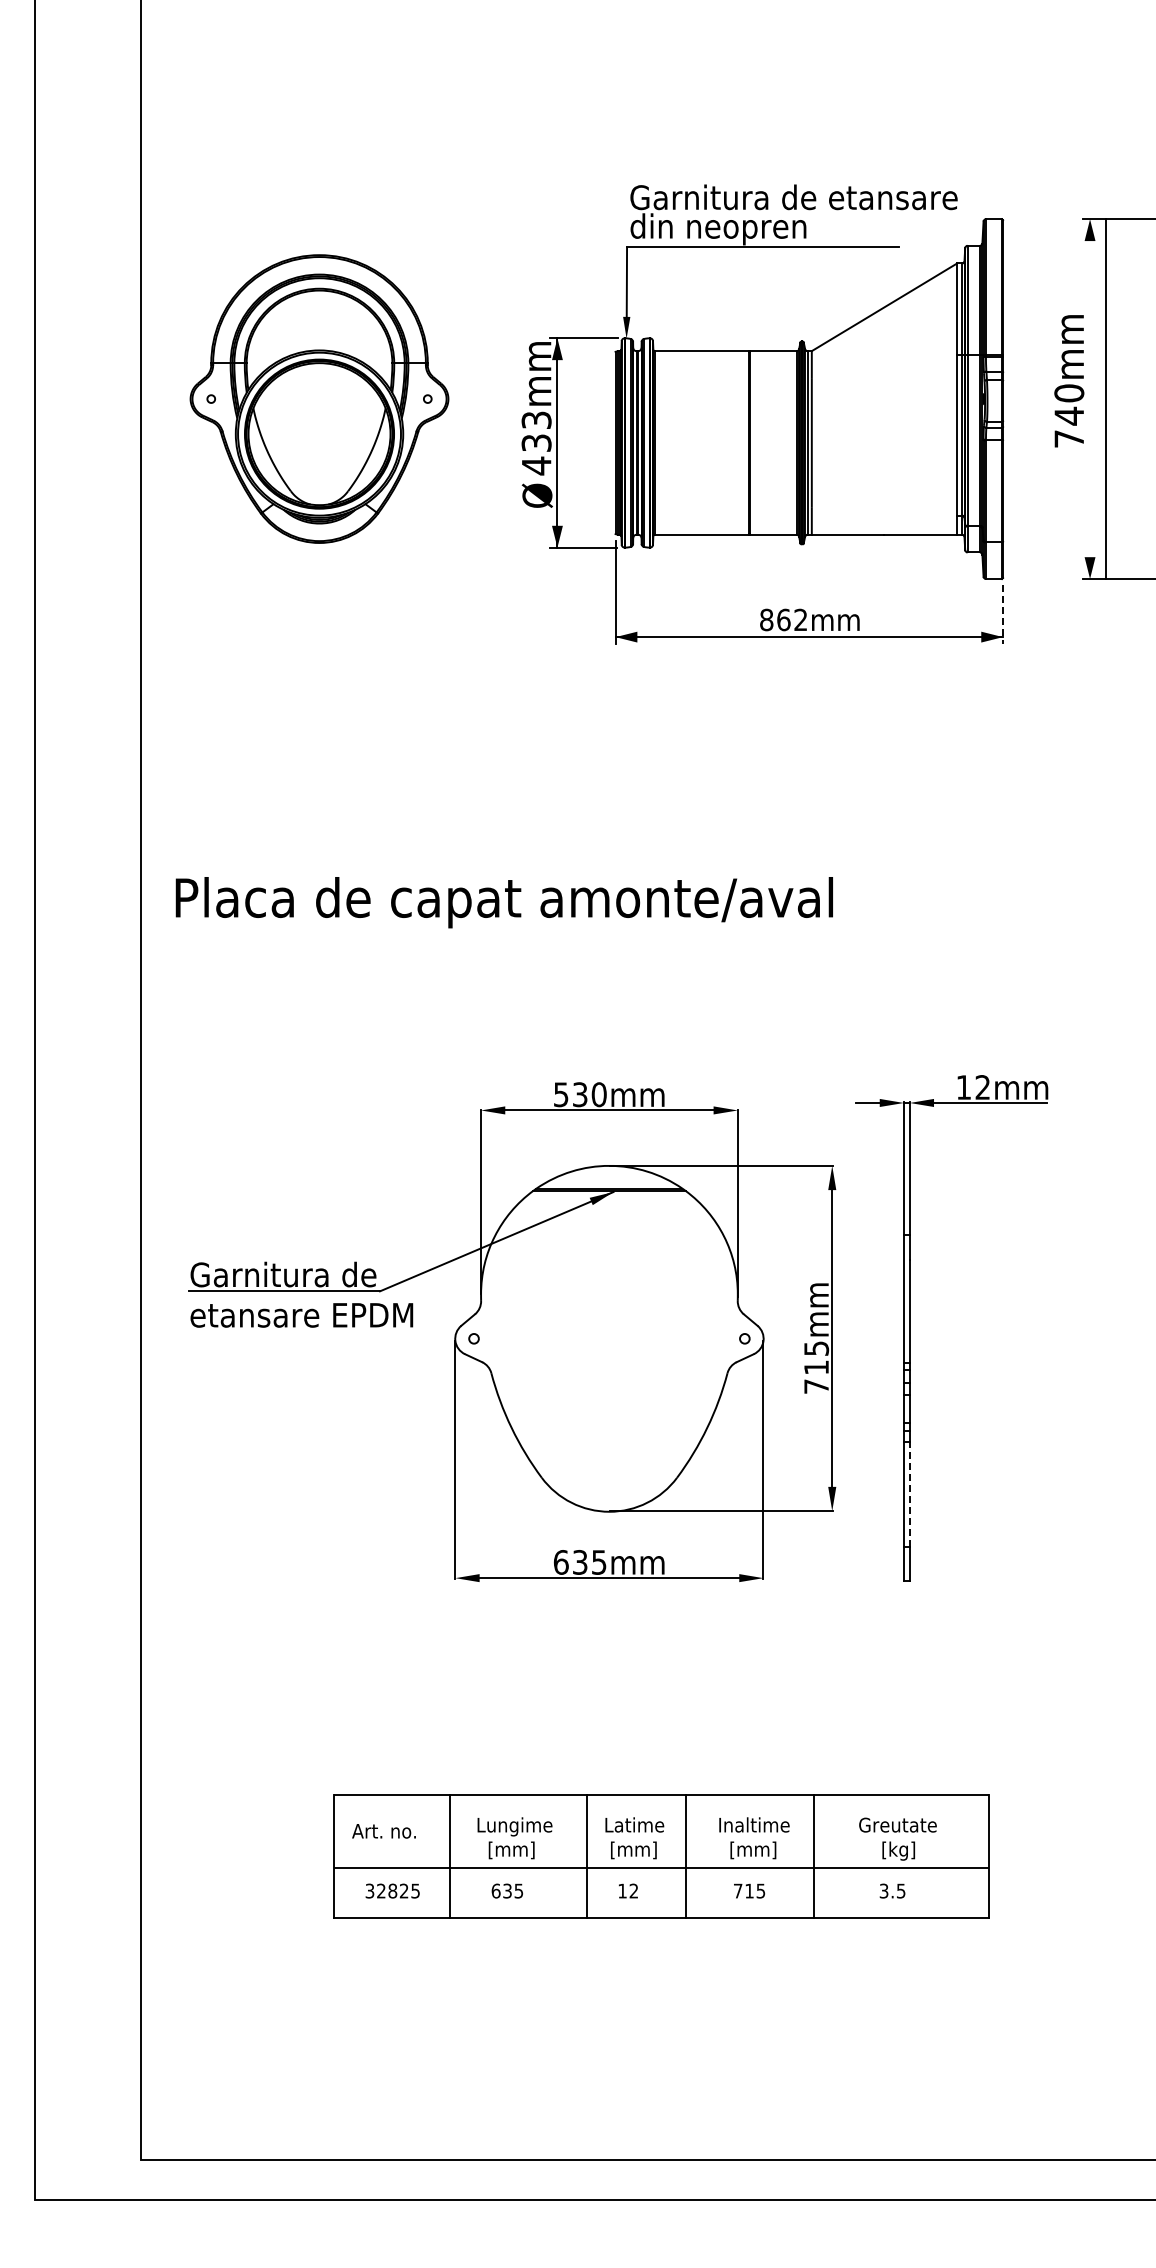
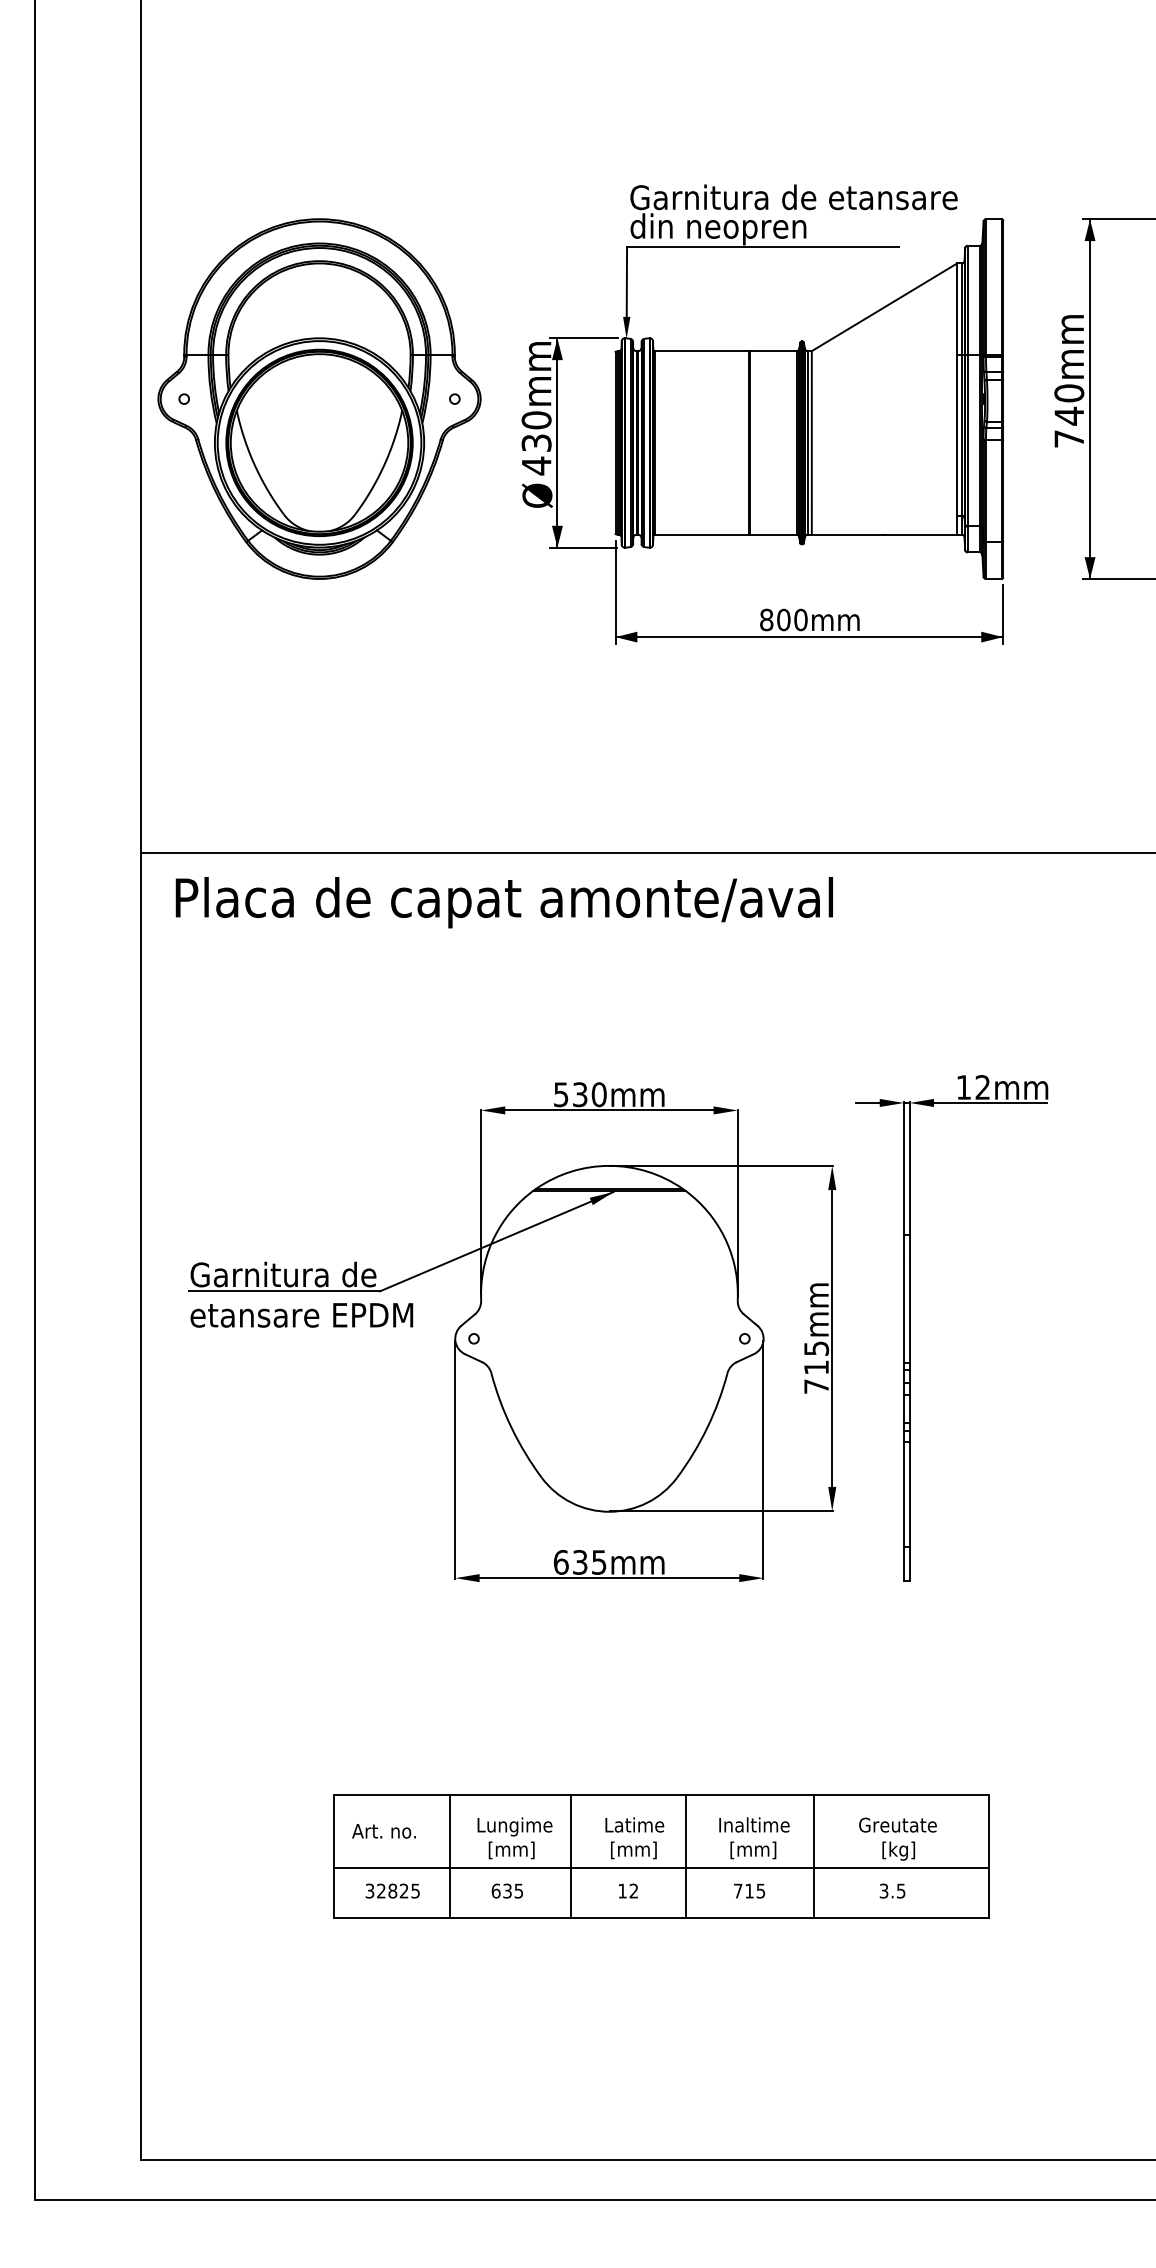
part size: 261x290 px -> 325x362 px (319, 398)
line position: (1106, 398) -> (1090, 398) (1090, 398)
text: 433mm -> 430mm (536, 420)
line: dashed -> solid (1003, 614)
text: 862mm -> 800mm (792, 619)
line: none -> present (646, 853)
line: dashed -> solid (909, 1493)
line position: (586, 1856) -> (570, 1856) (570, 1856)
